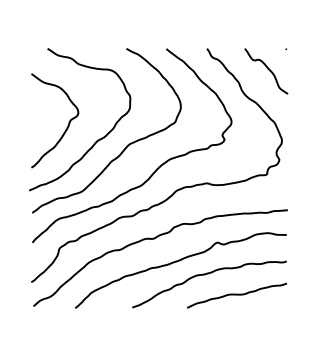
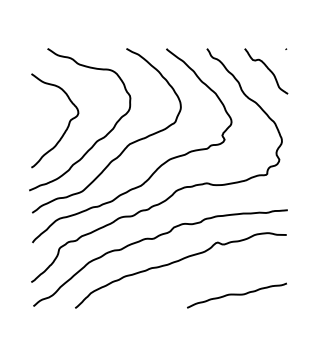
curve: present -> none (205, 275)
